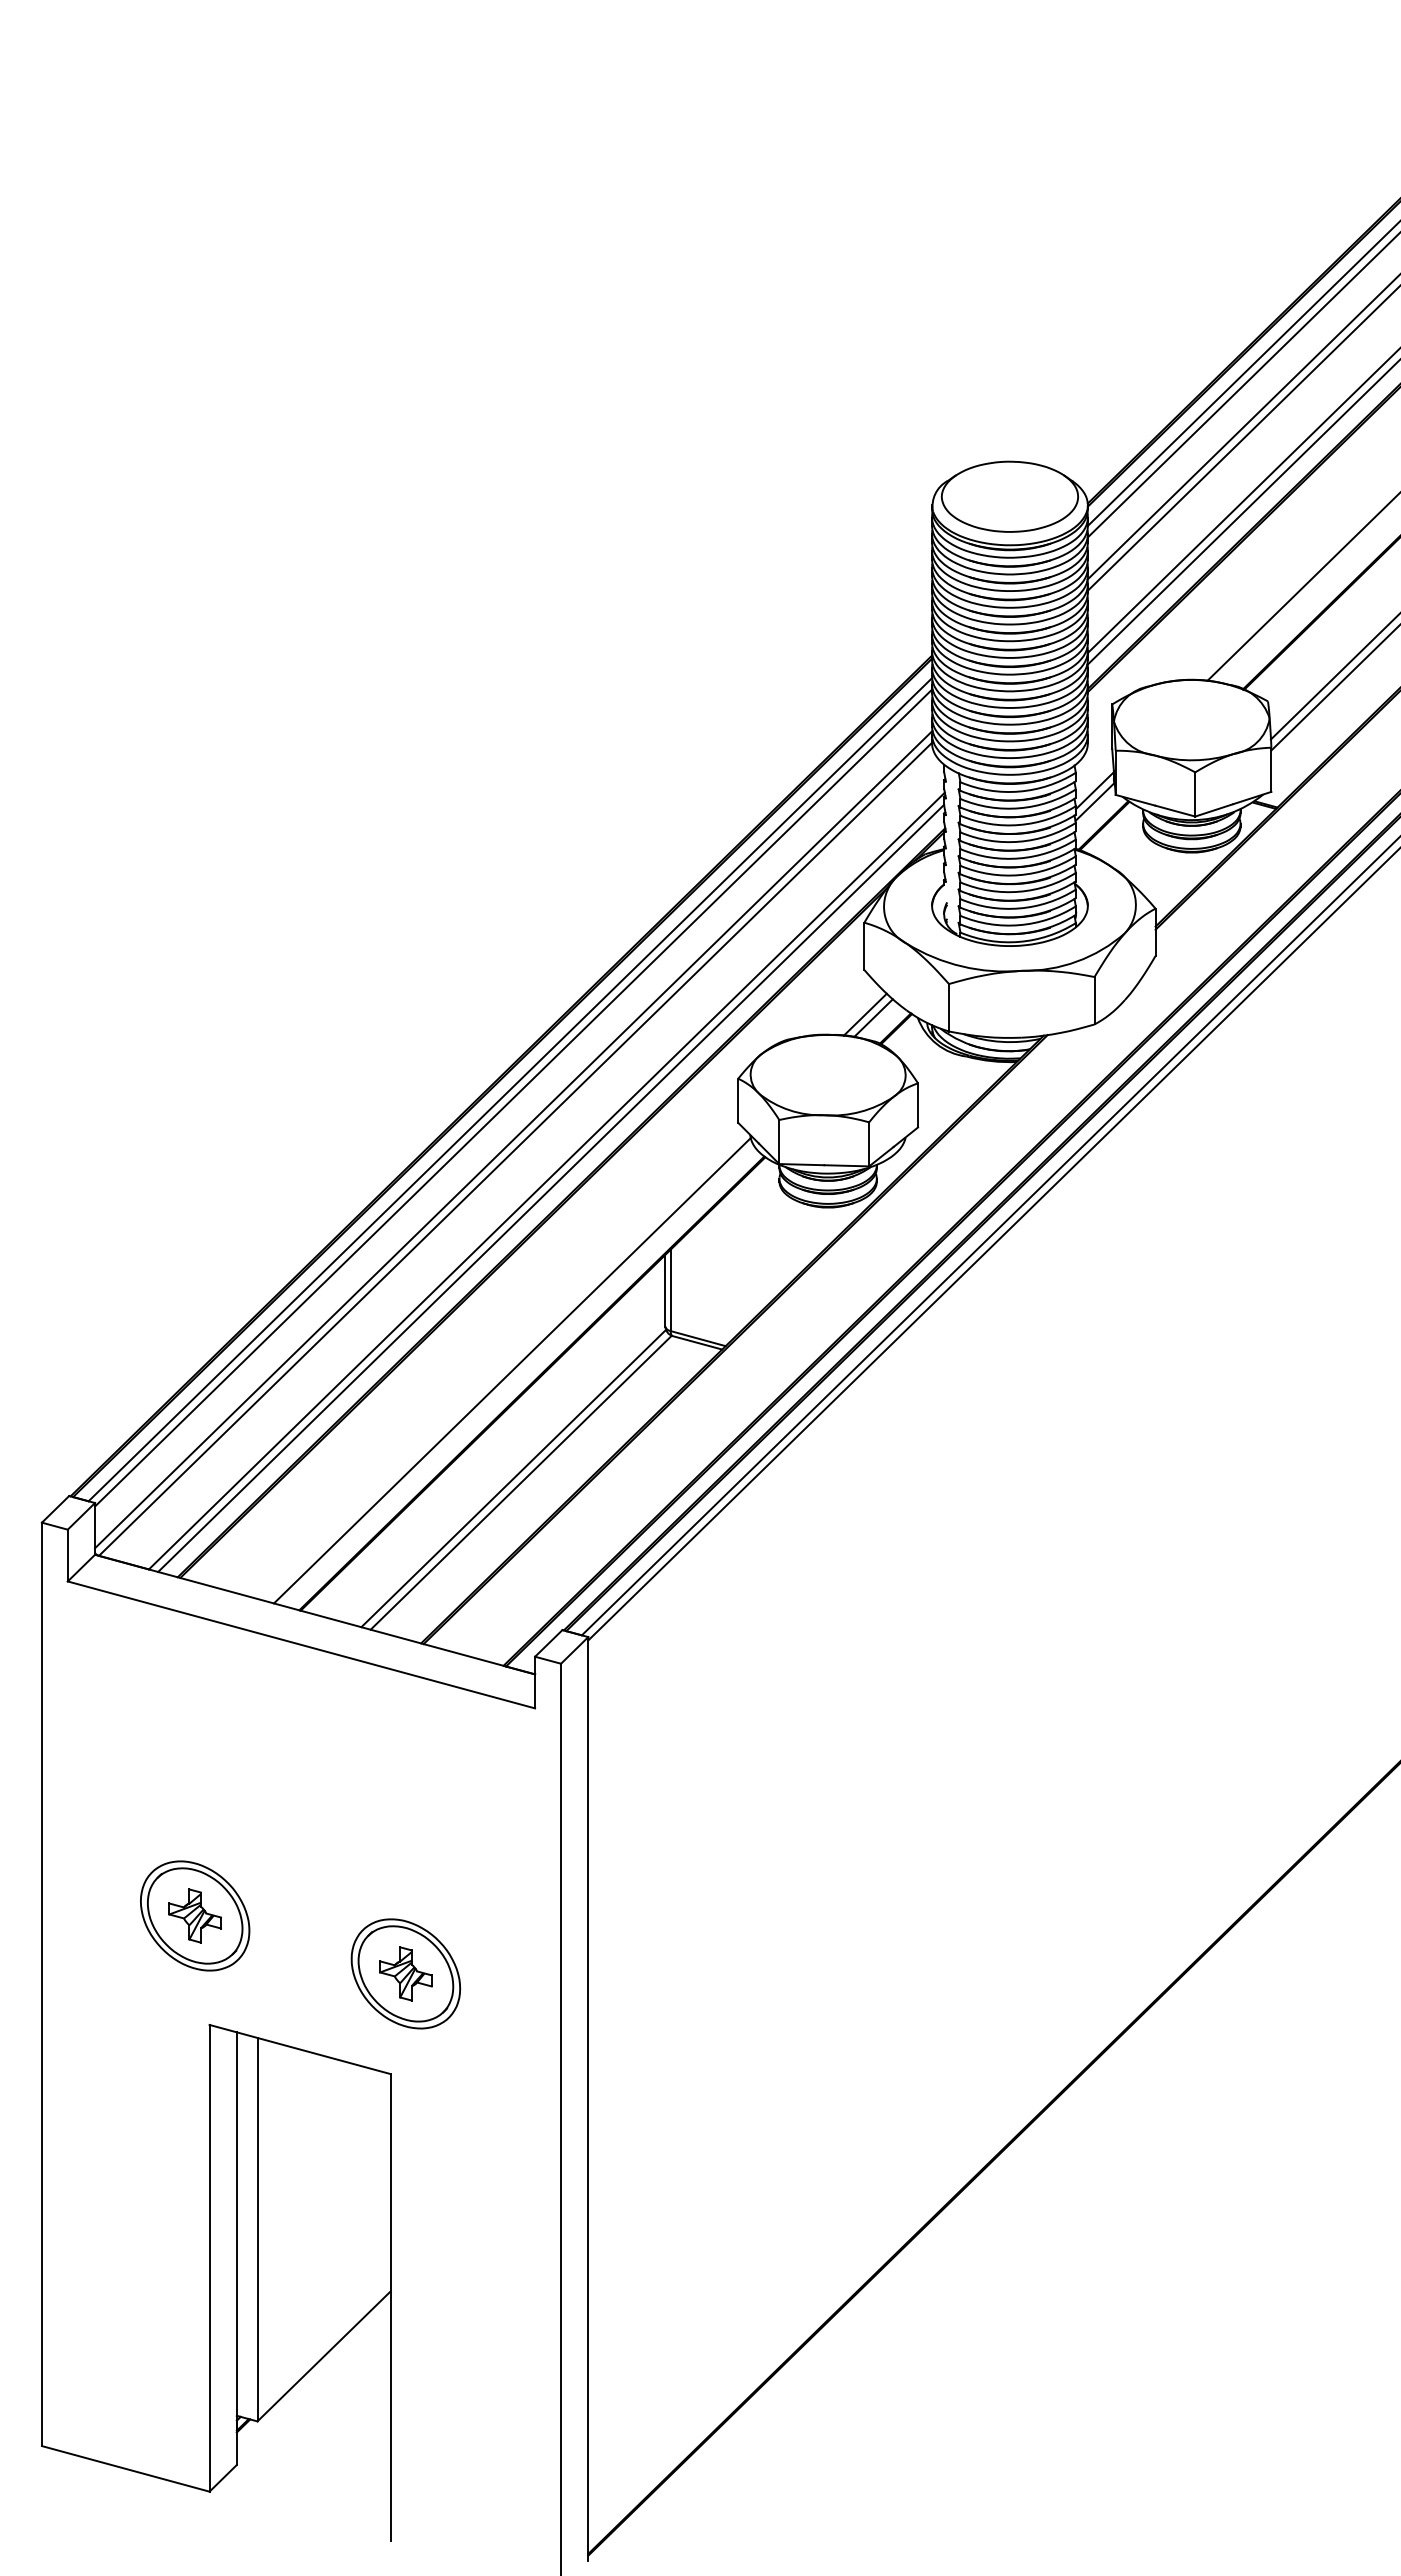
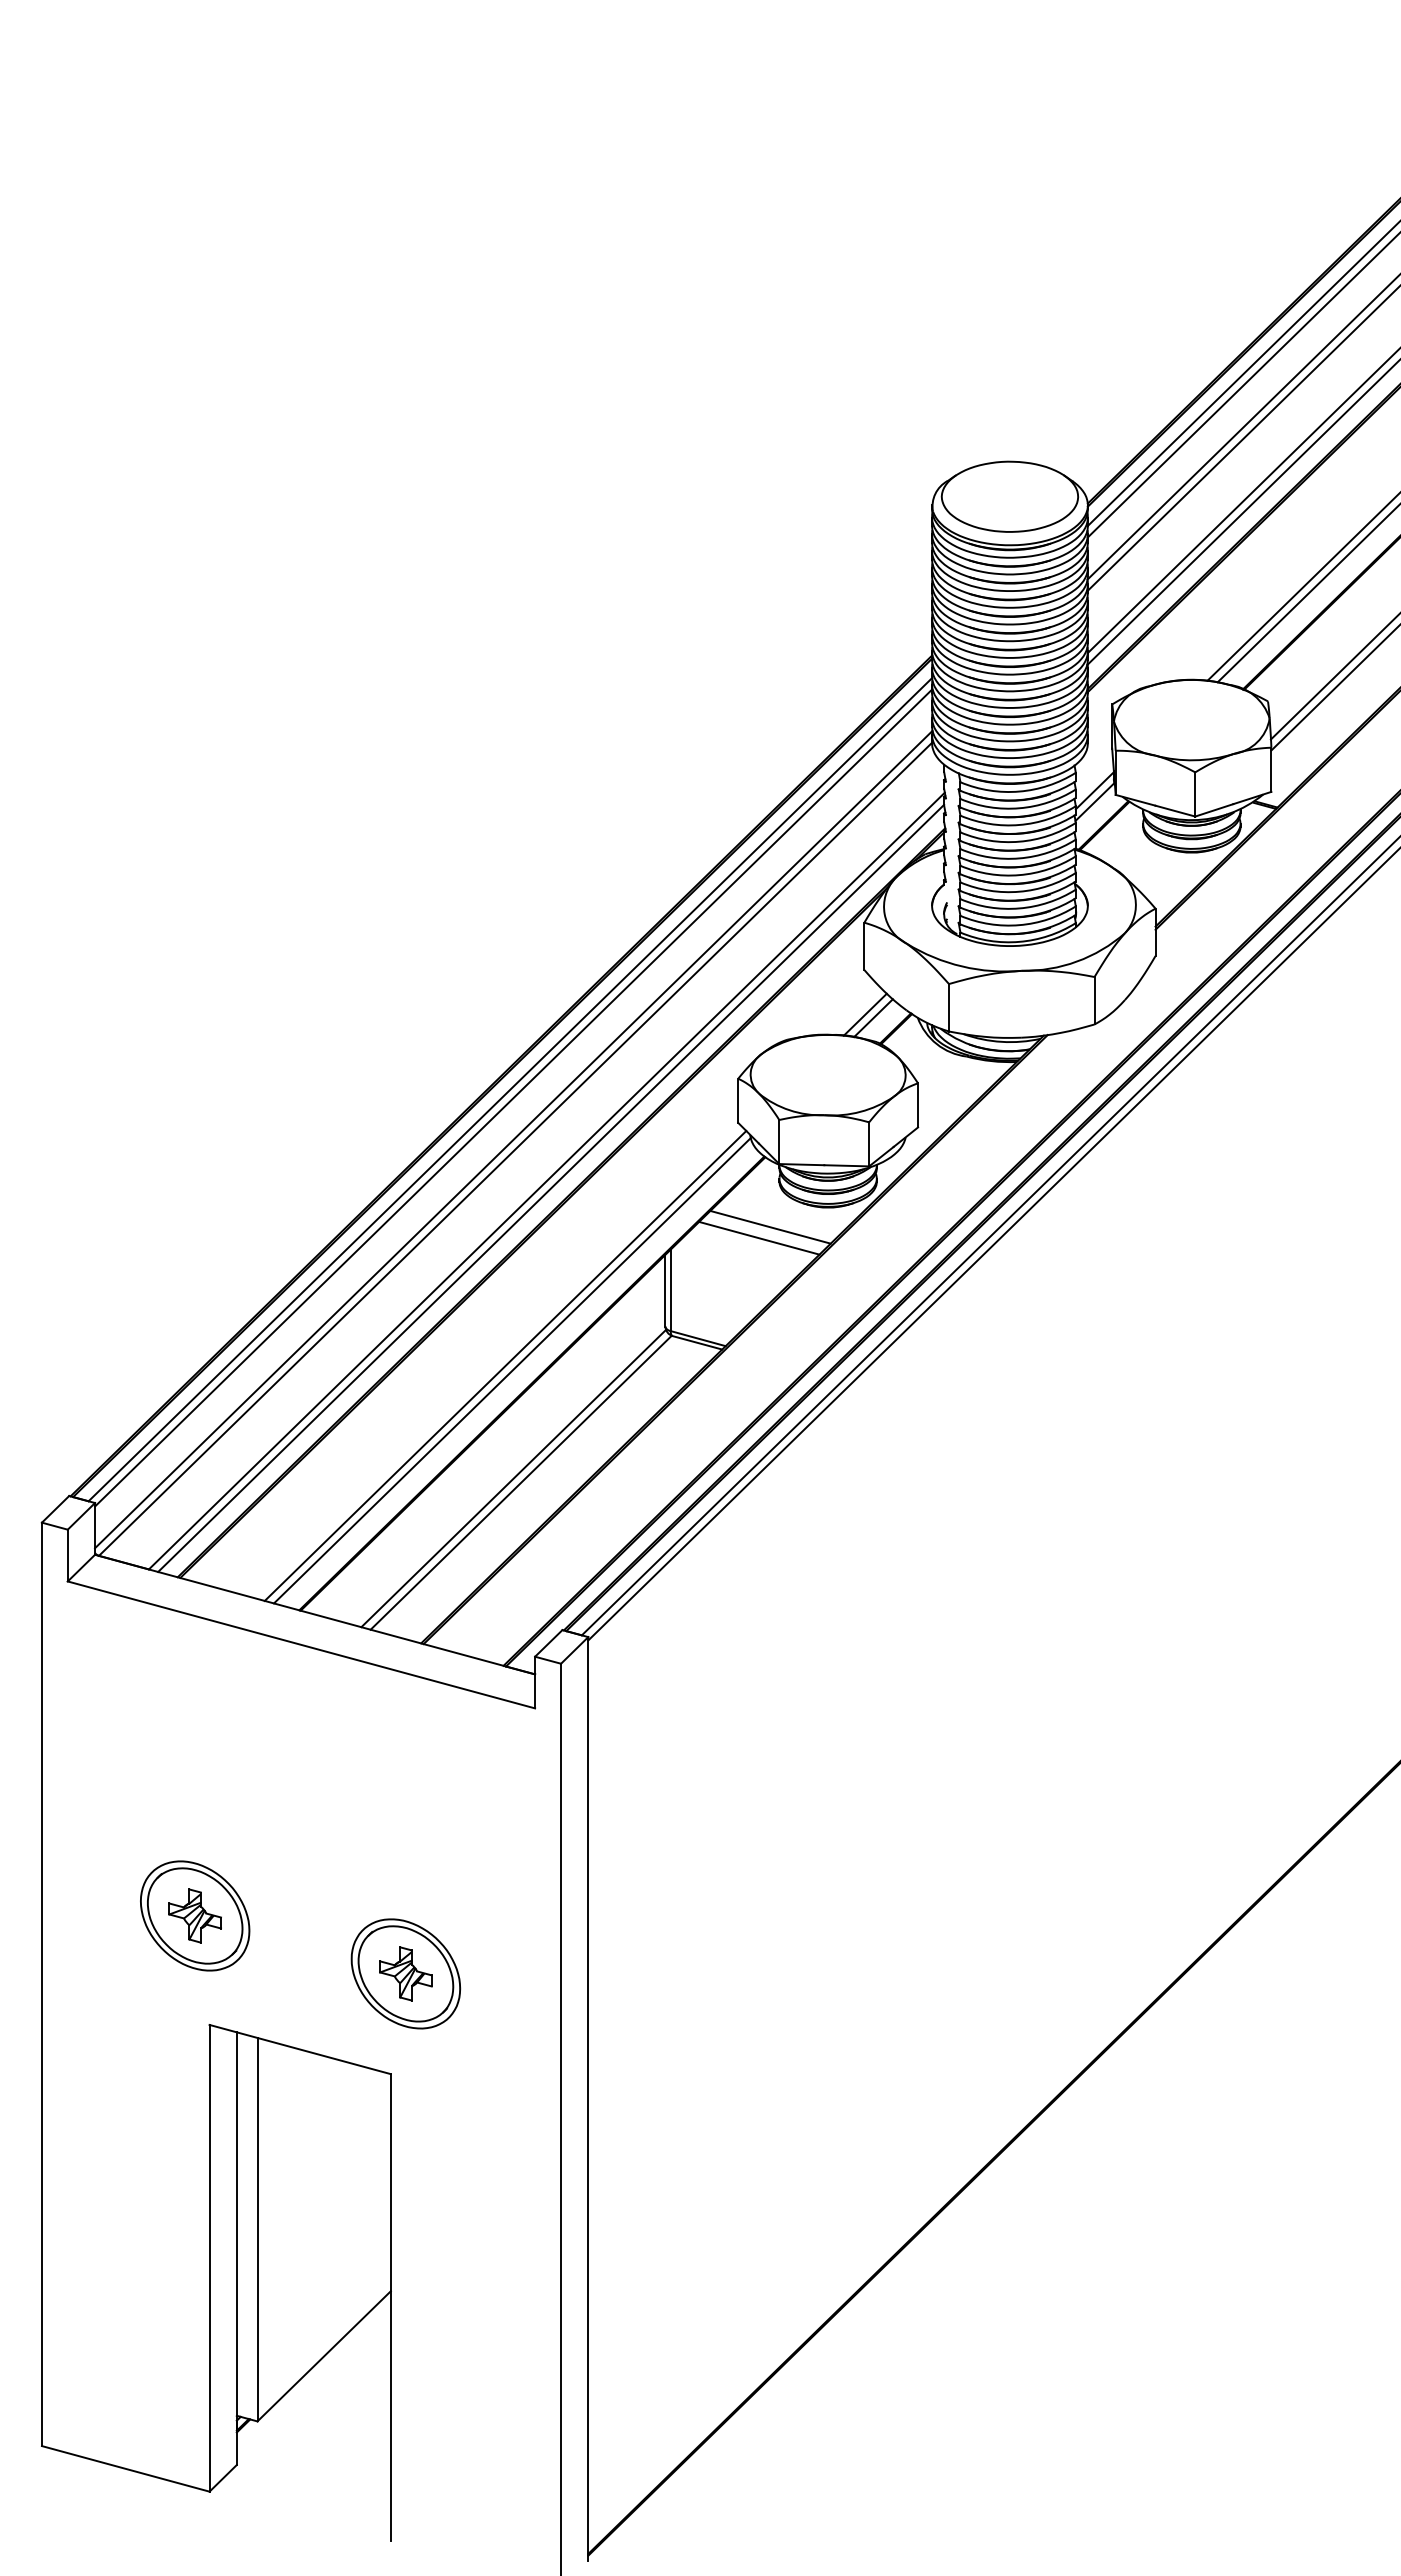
line: none -> present (1307, 594)
line: none -> present (770, 1226)
line: none -> present (759, 1237)
line: none -> present (505, 1365)
